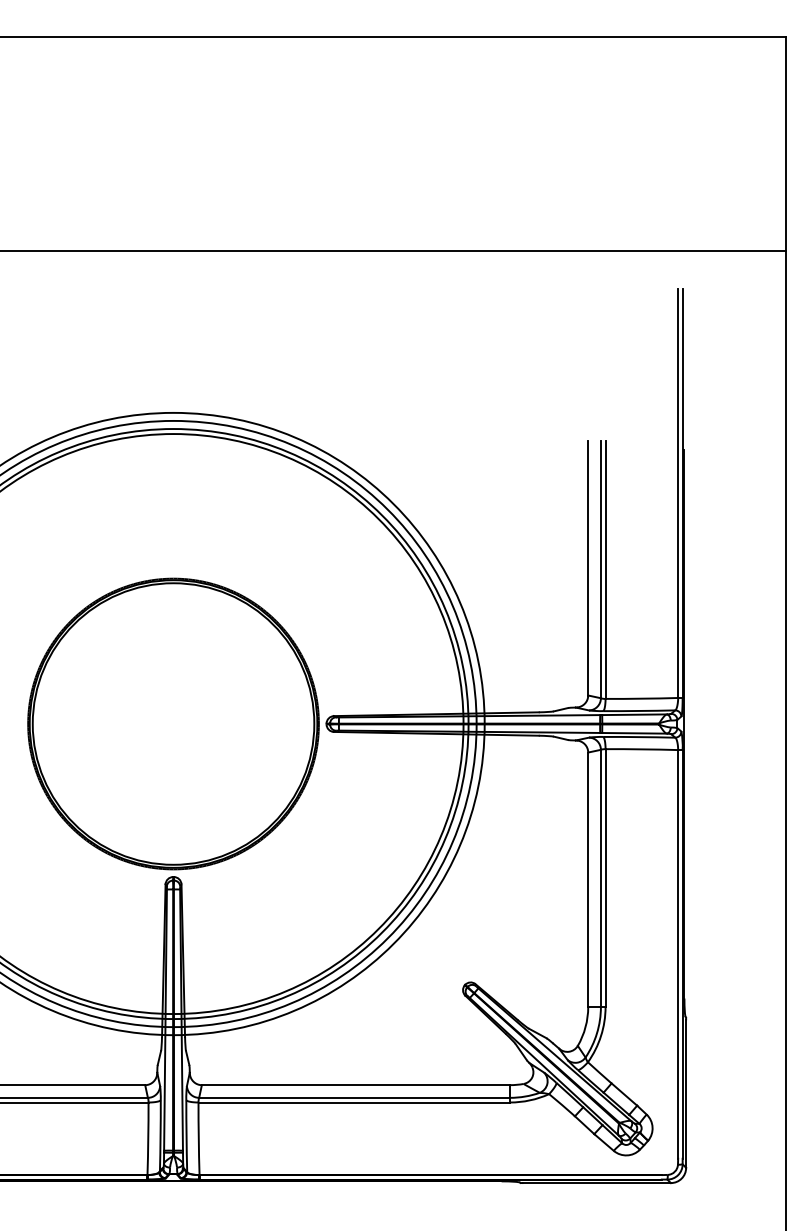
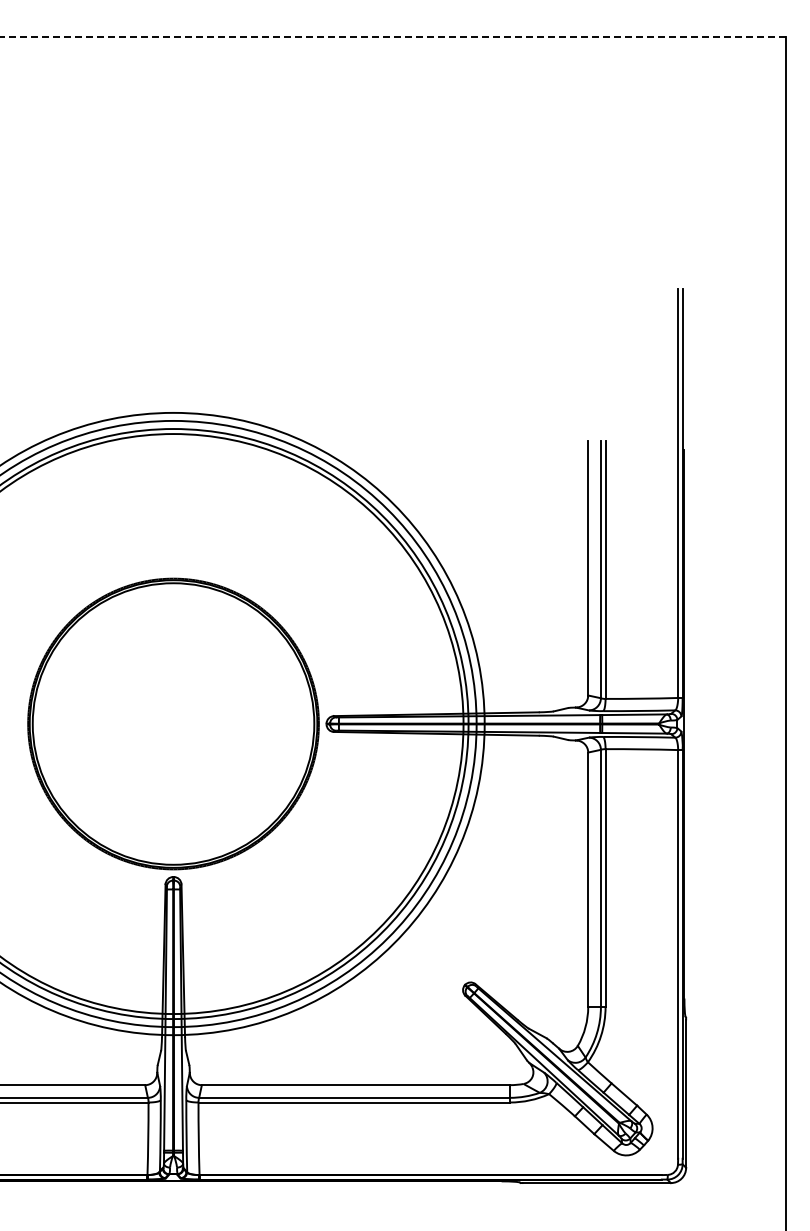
line: solid -> dashed (392, 36)
line: present -> none (393, 251)
